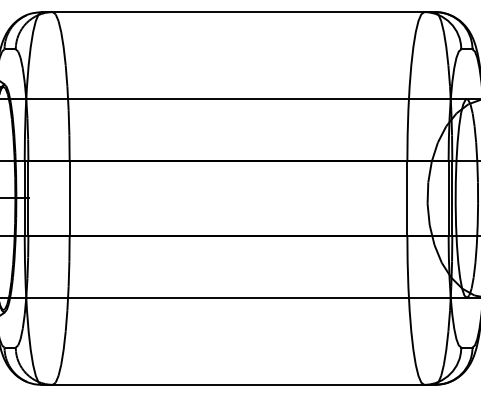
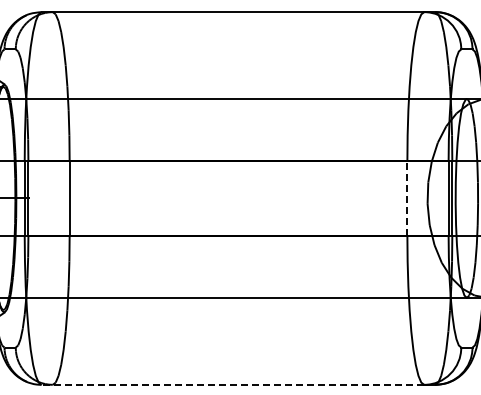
line: solid -> dashed (407, 198)
line: solid -> dashed (232, 384)
